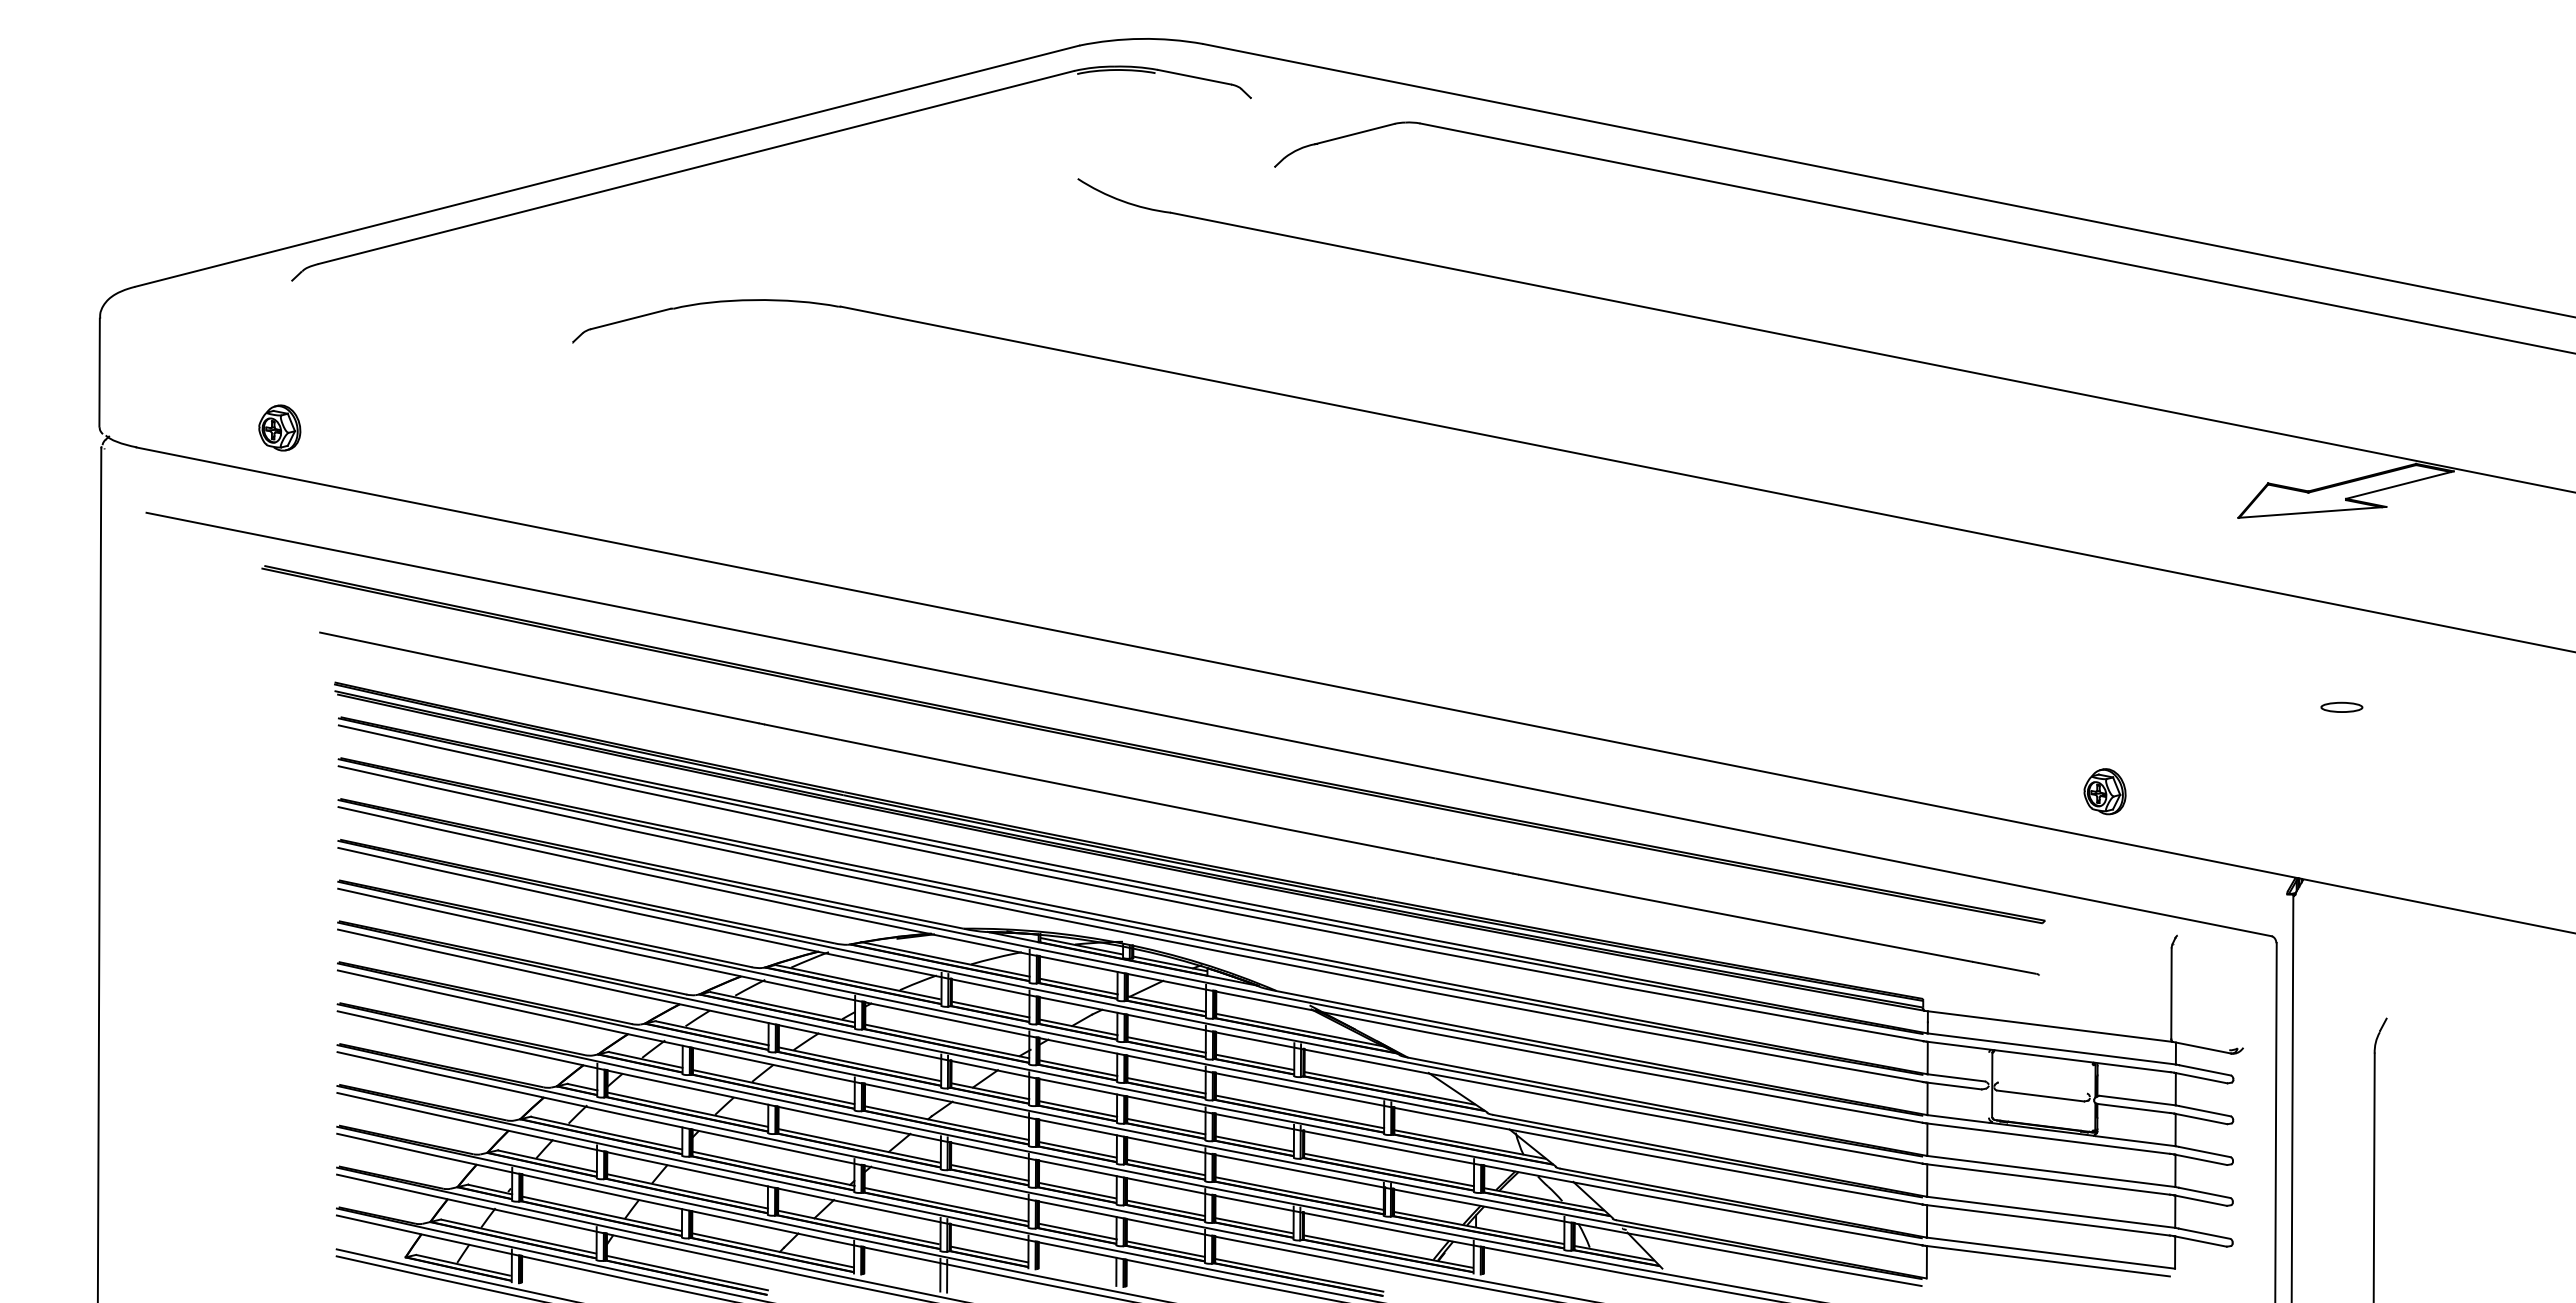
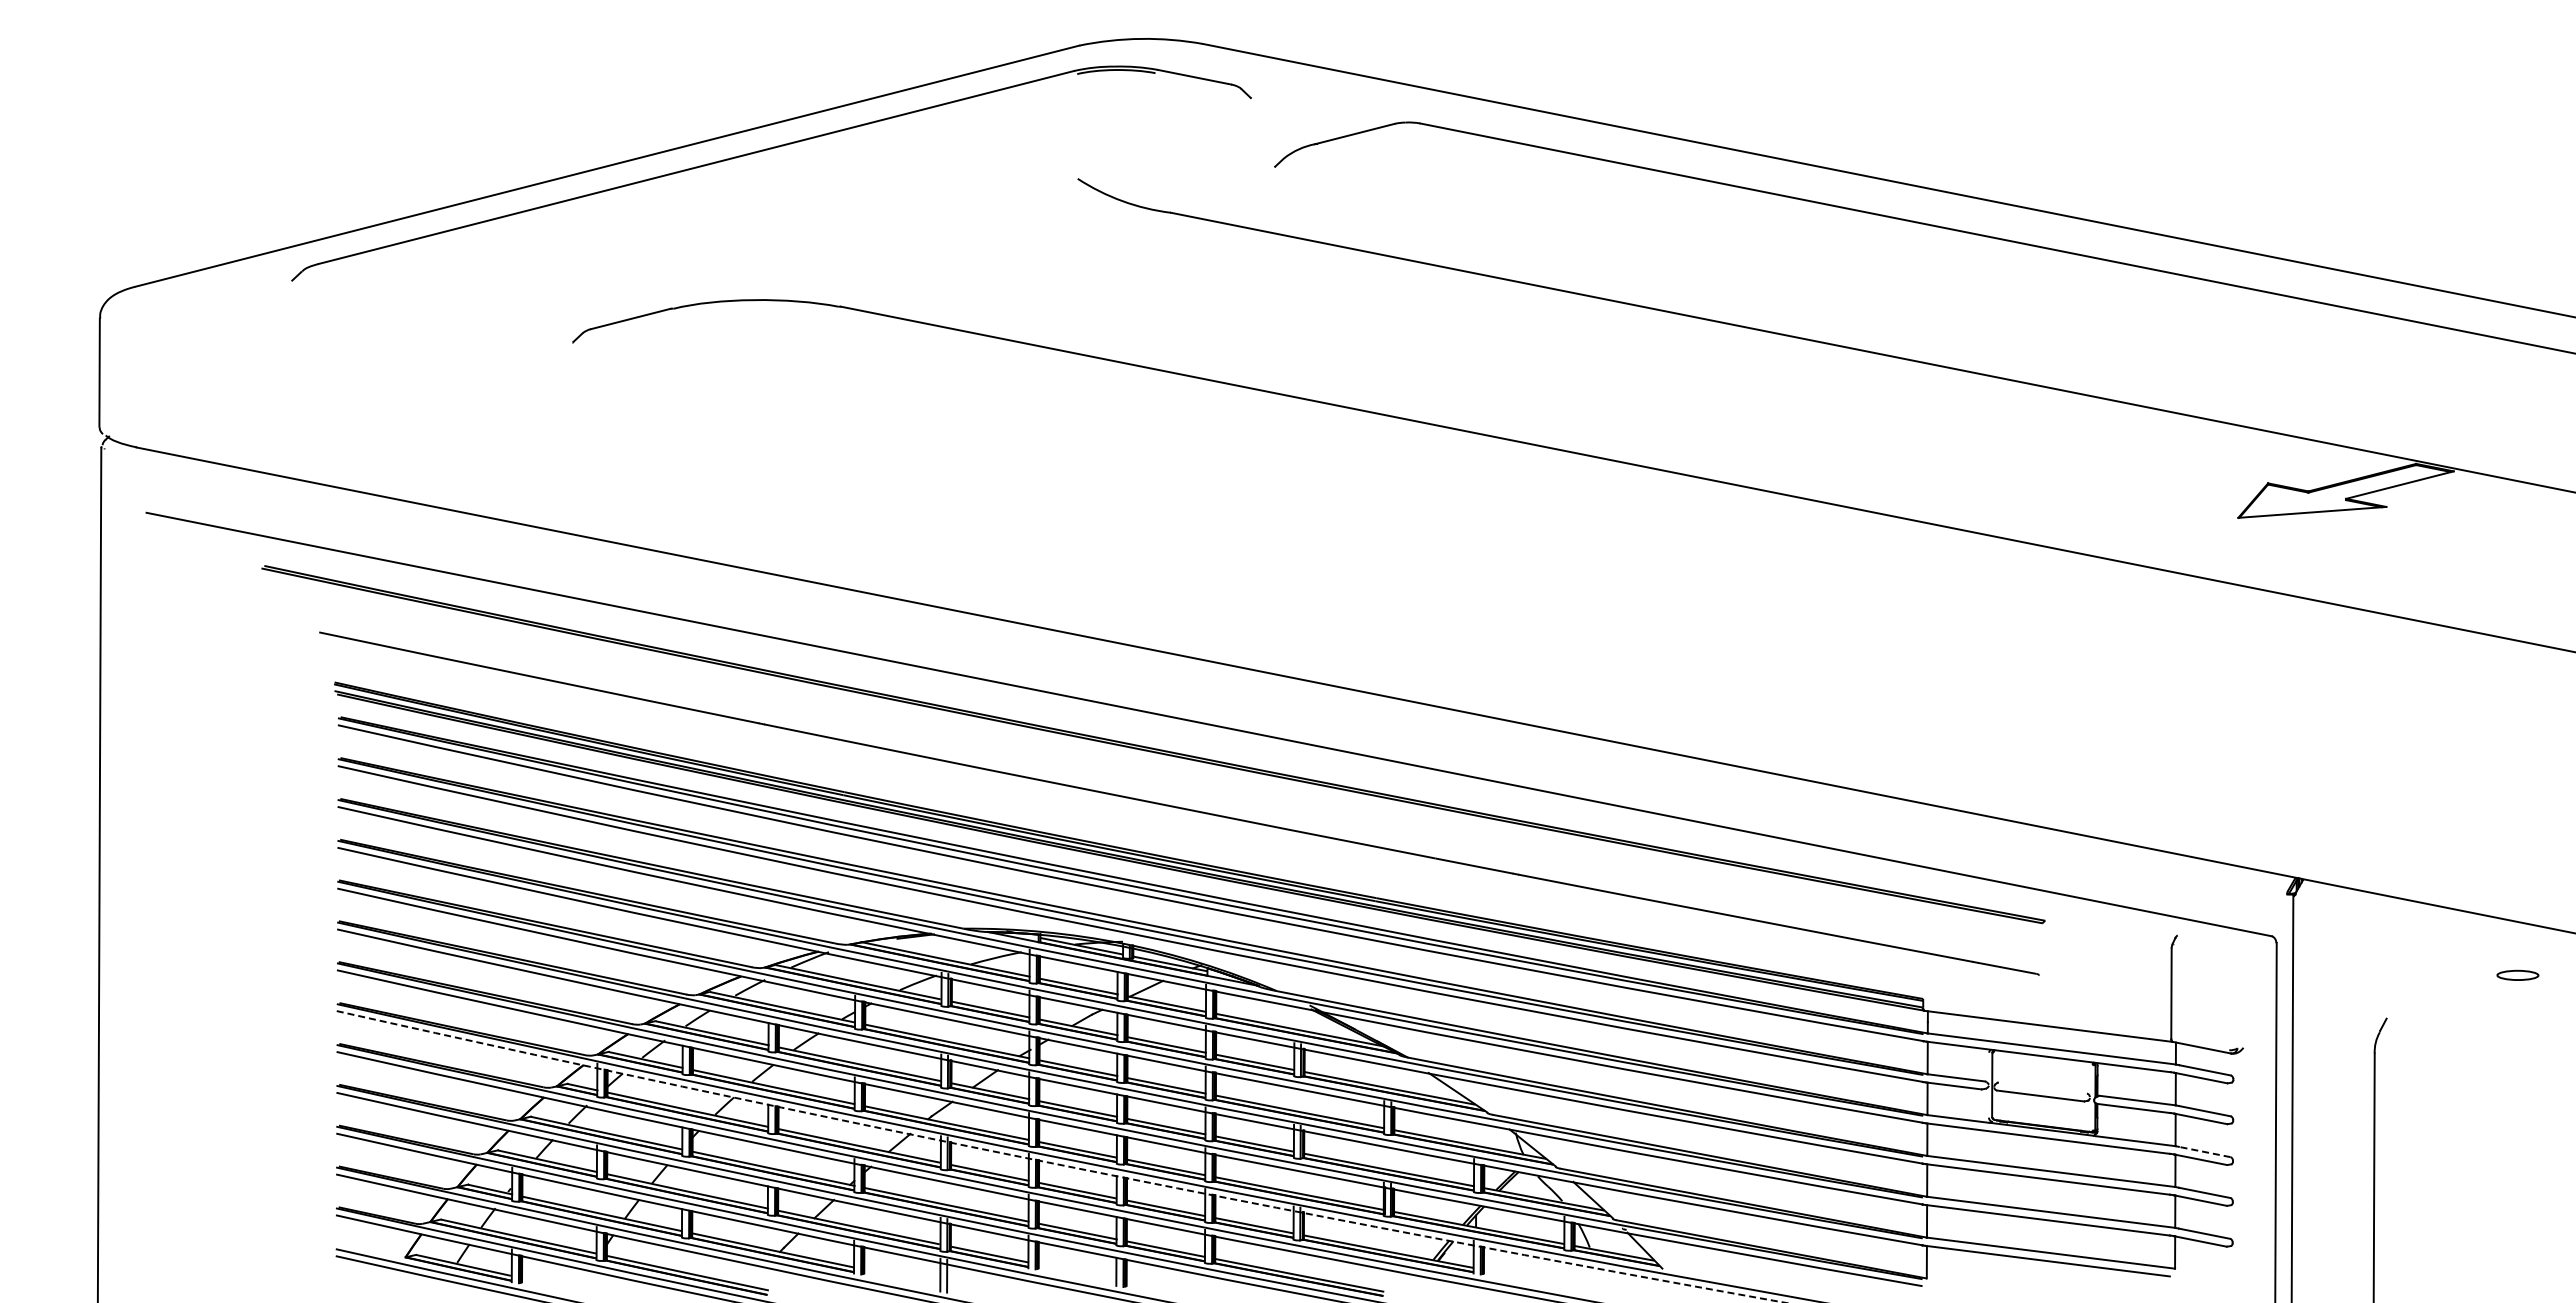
part: present -> none (279, 427)
part position: (2341, 706) -> (2517, 974) (2517, 974)
part: present -> none (2104, 791)
line: solid -> dashed (2204, 1151)
arc: solid -> dashed (1061, 1165)
